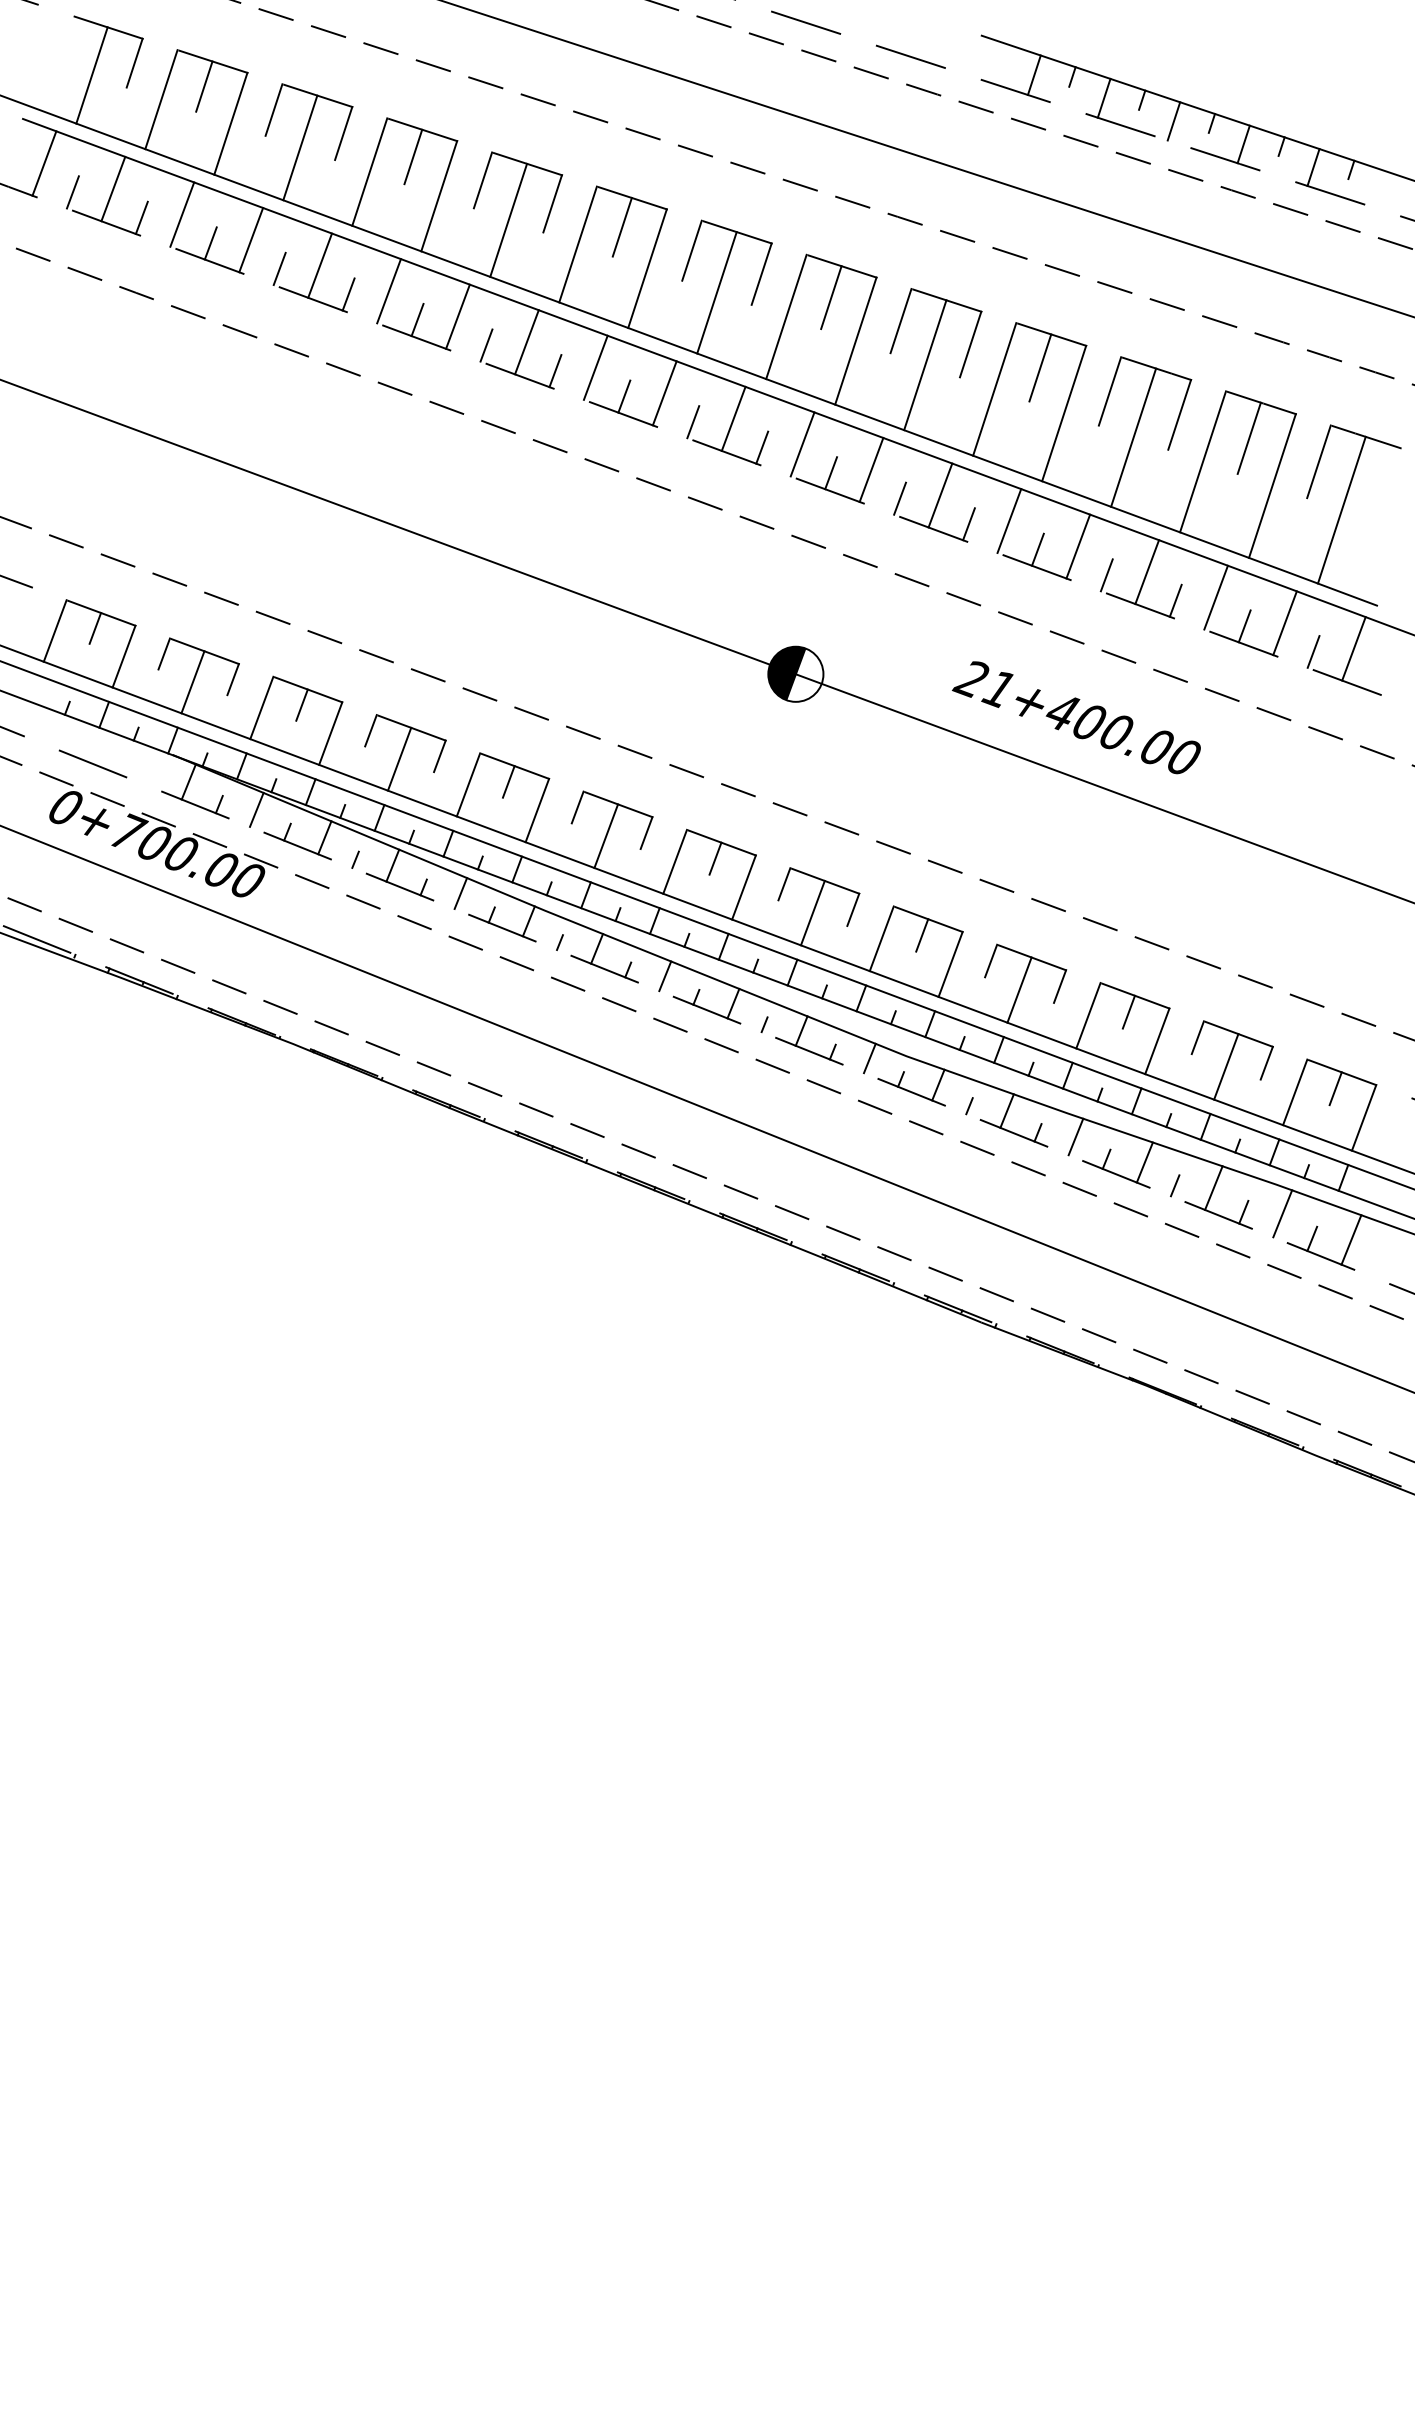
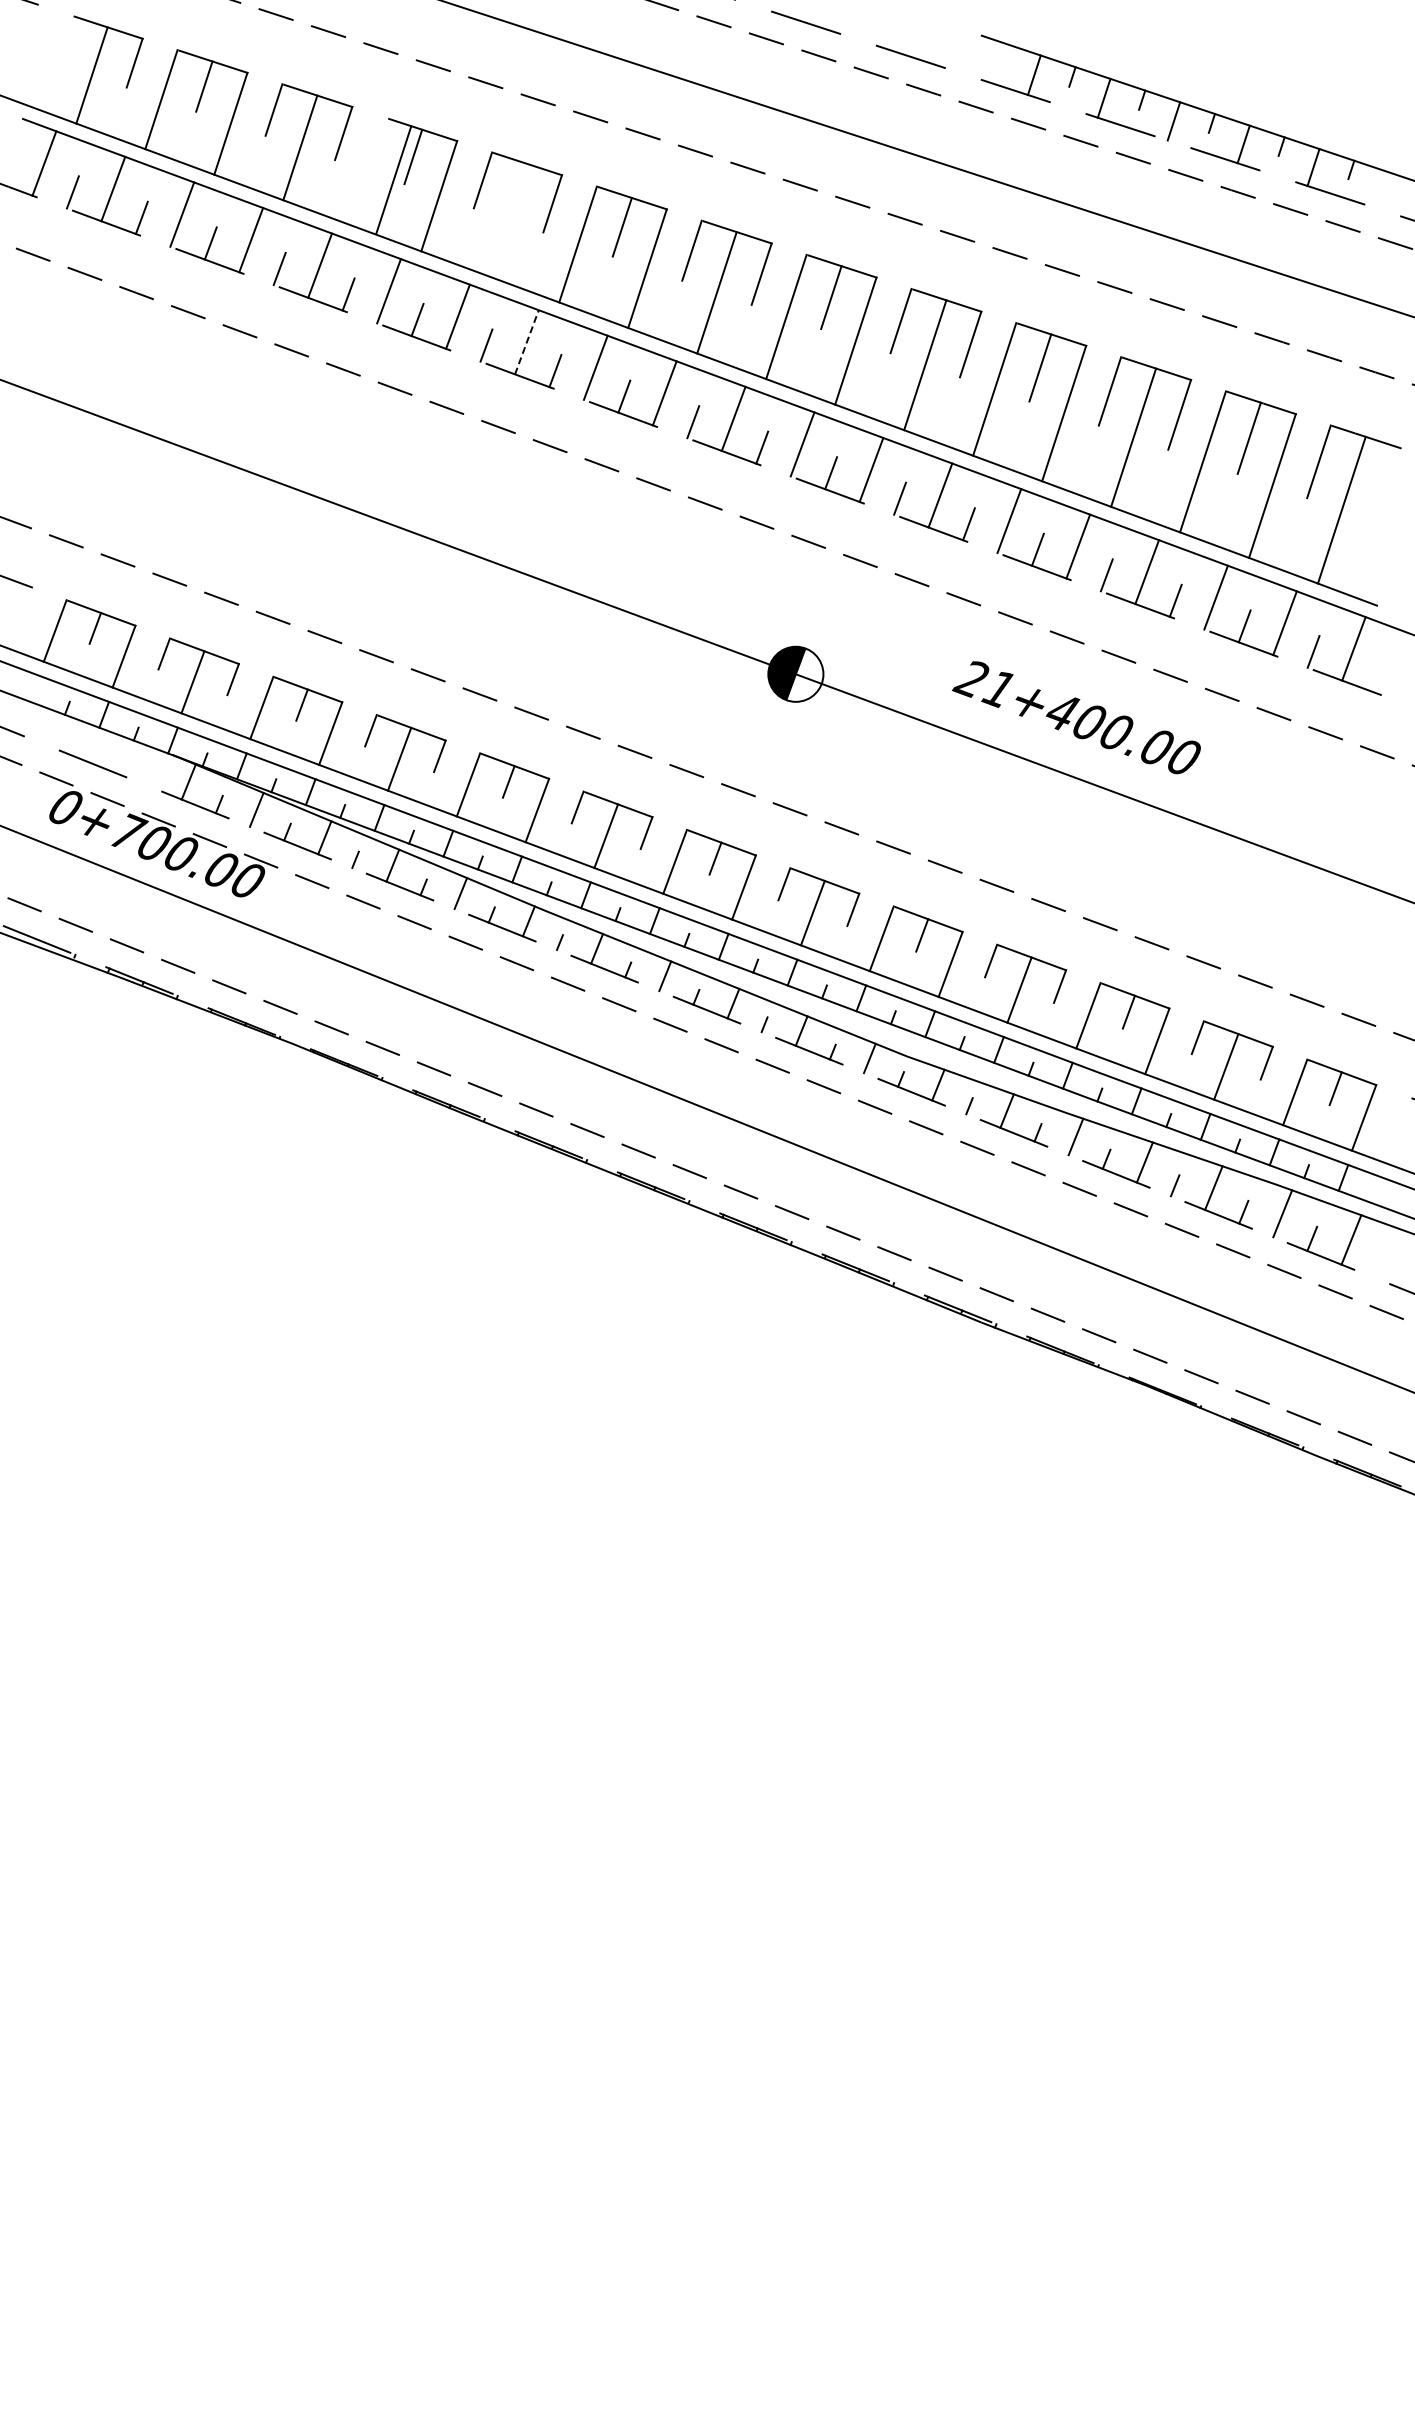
line position: (369, 171) -> (393, 179) (393, 179)
line: present -> none (508, 219)
line: solid -> dashed (527, 341)
